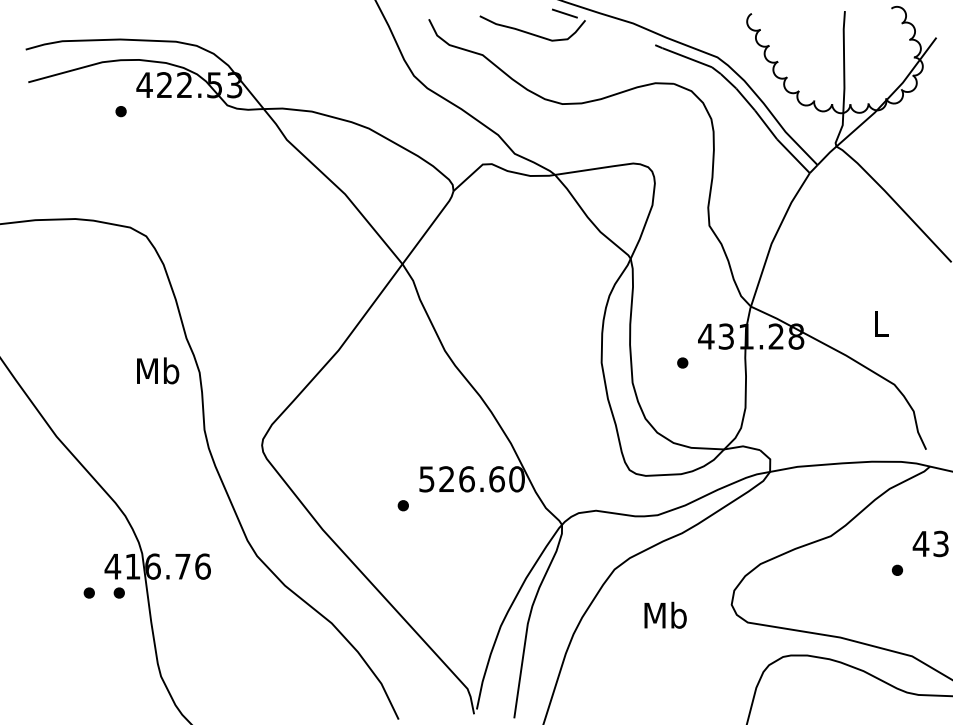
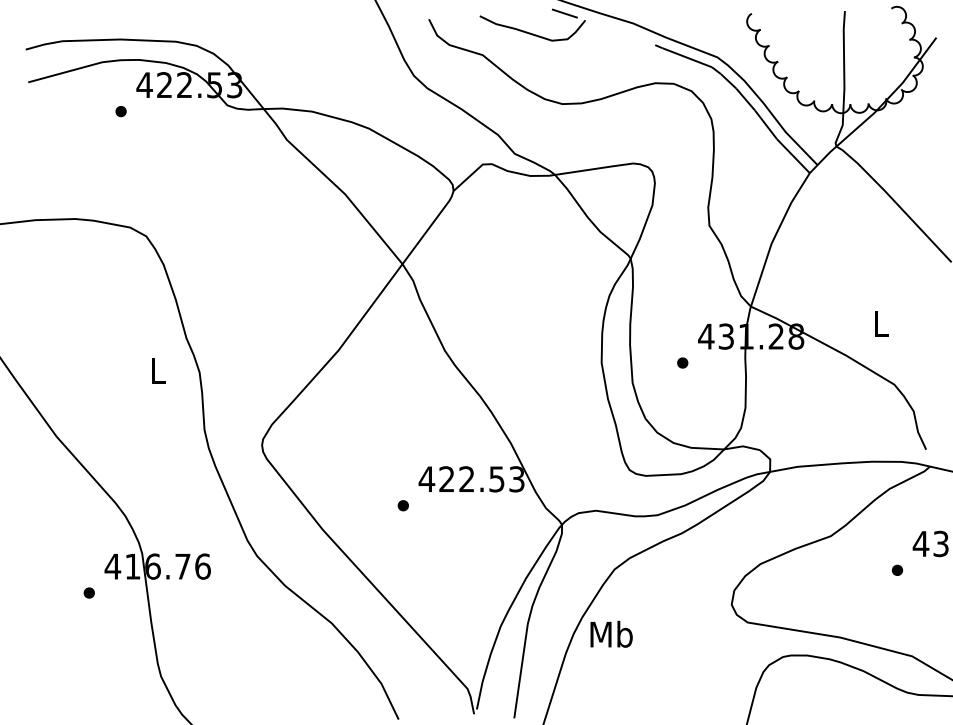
text: Mb -> L (158, 370)
text: 526.60 -> 422.53 (471, 479)
part: present -> none (118, 592)
text position: (665, 614) -> (611, 633) (611, 633)
